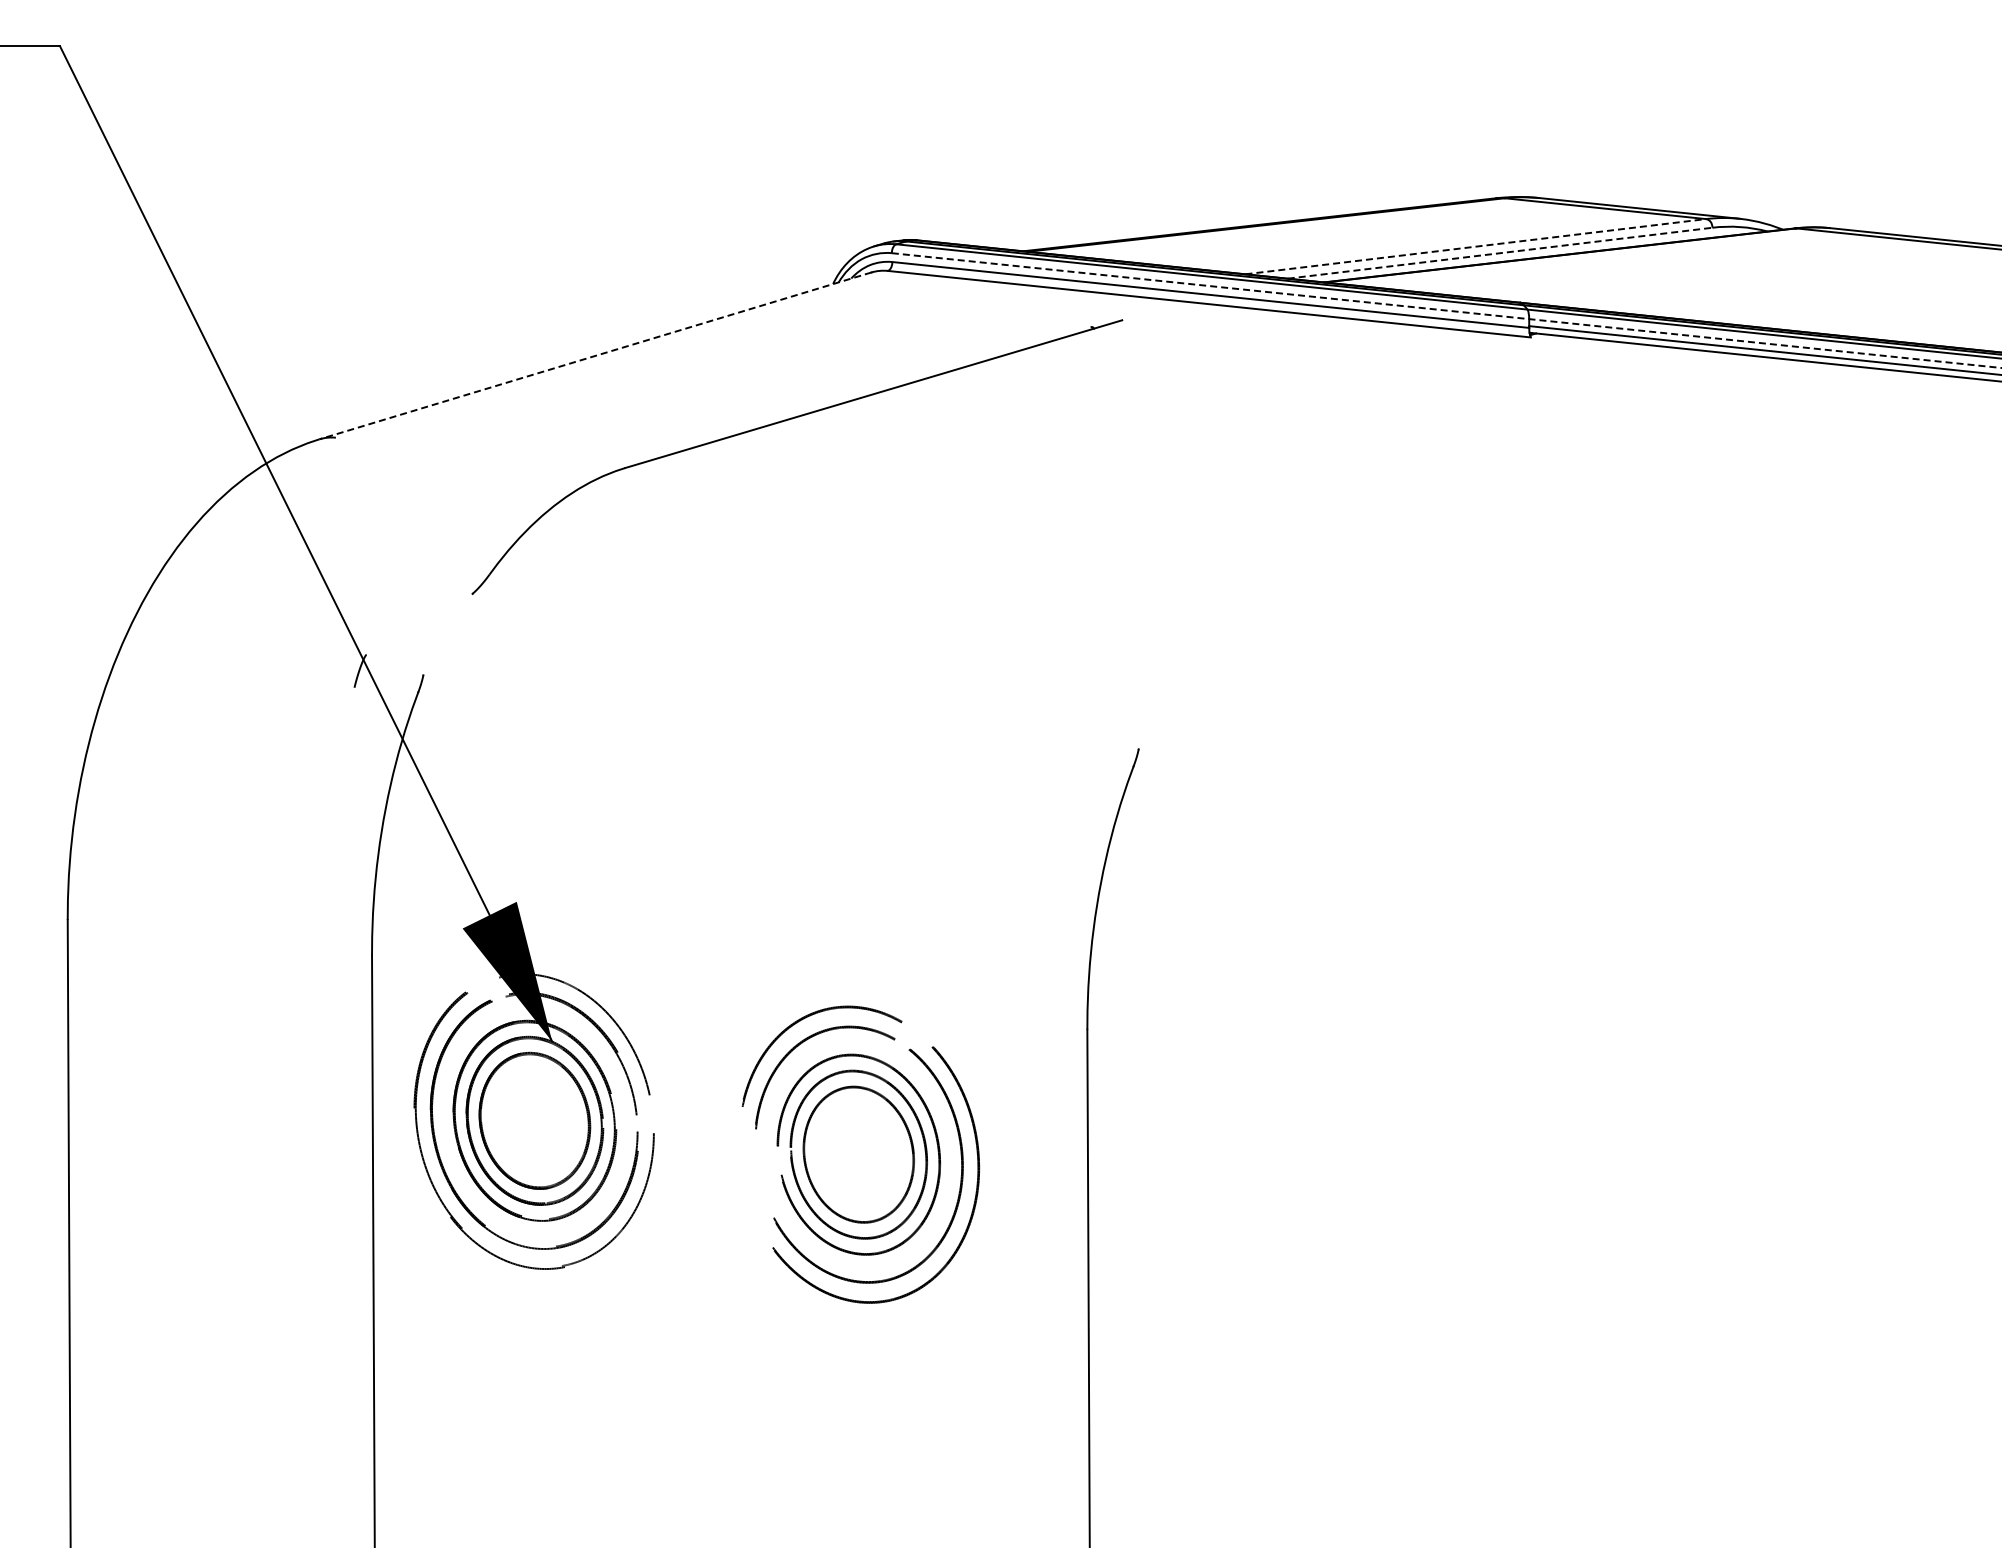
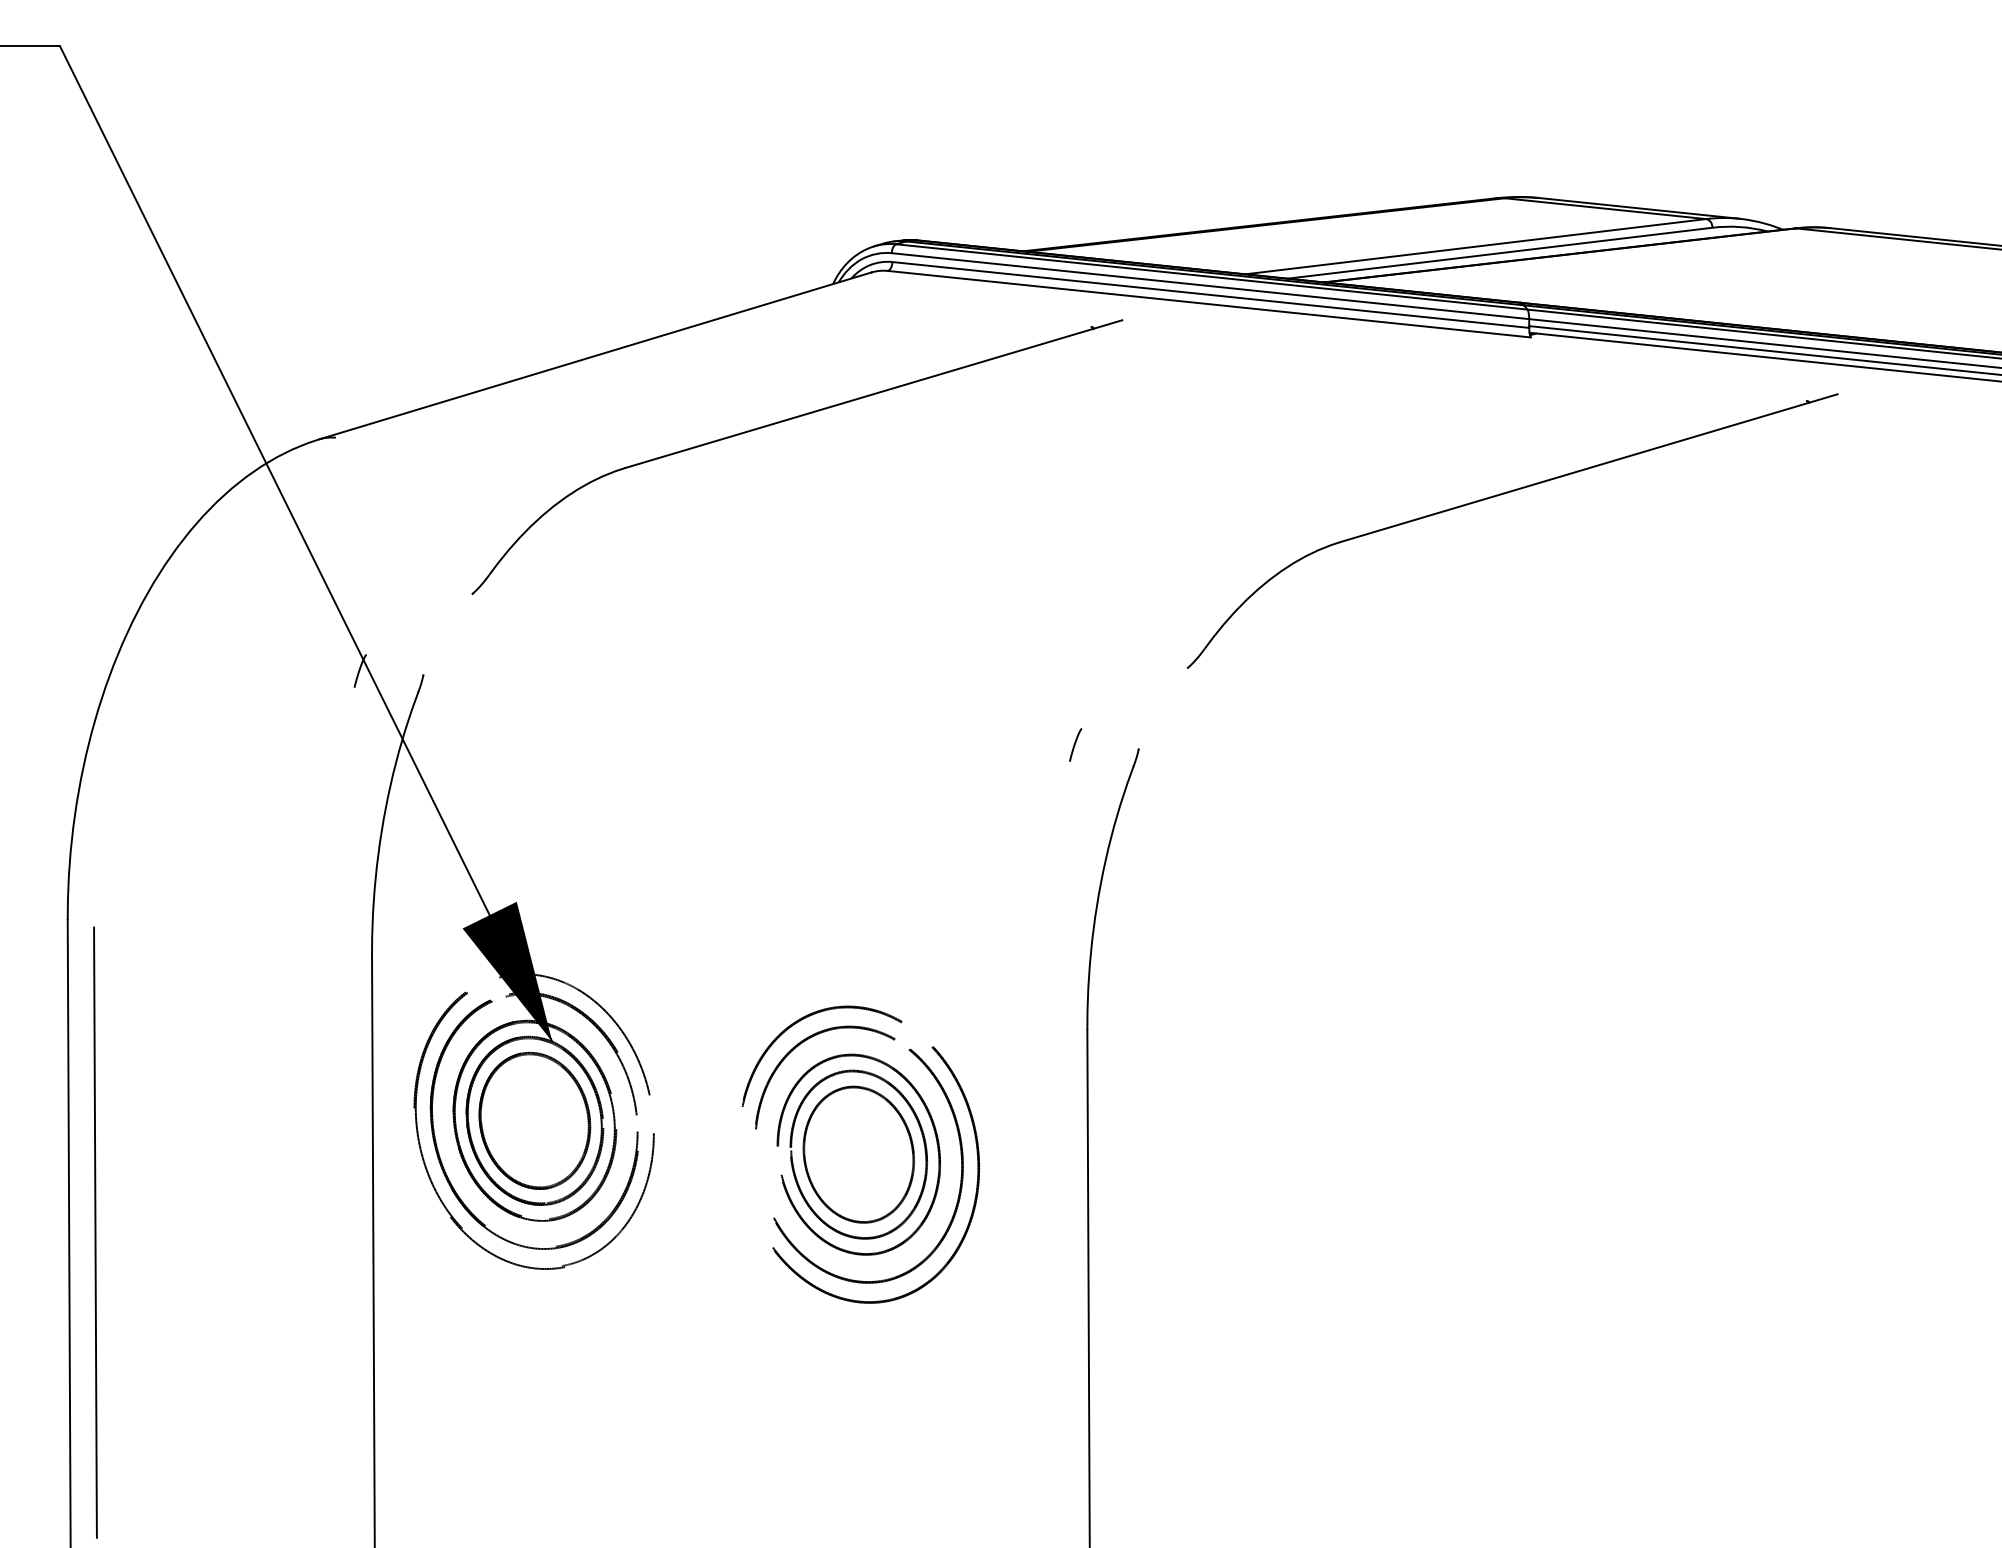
line: dashed -> solid (1475, 246)
line: dashed -> solid (1500, 253)
line: dashed -> solid (1446, 310)
line: dashed -> solid (595, 356)
part: none -> present (1501, 495)
curve: none -> present (1075, 744)
line: none -> present (95, 1232)
